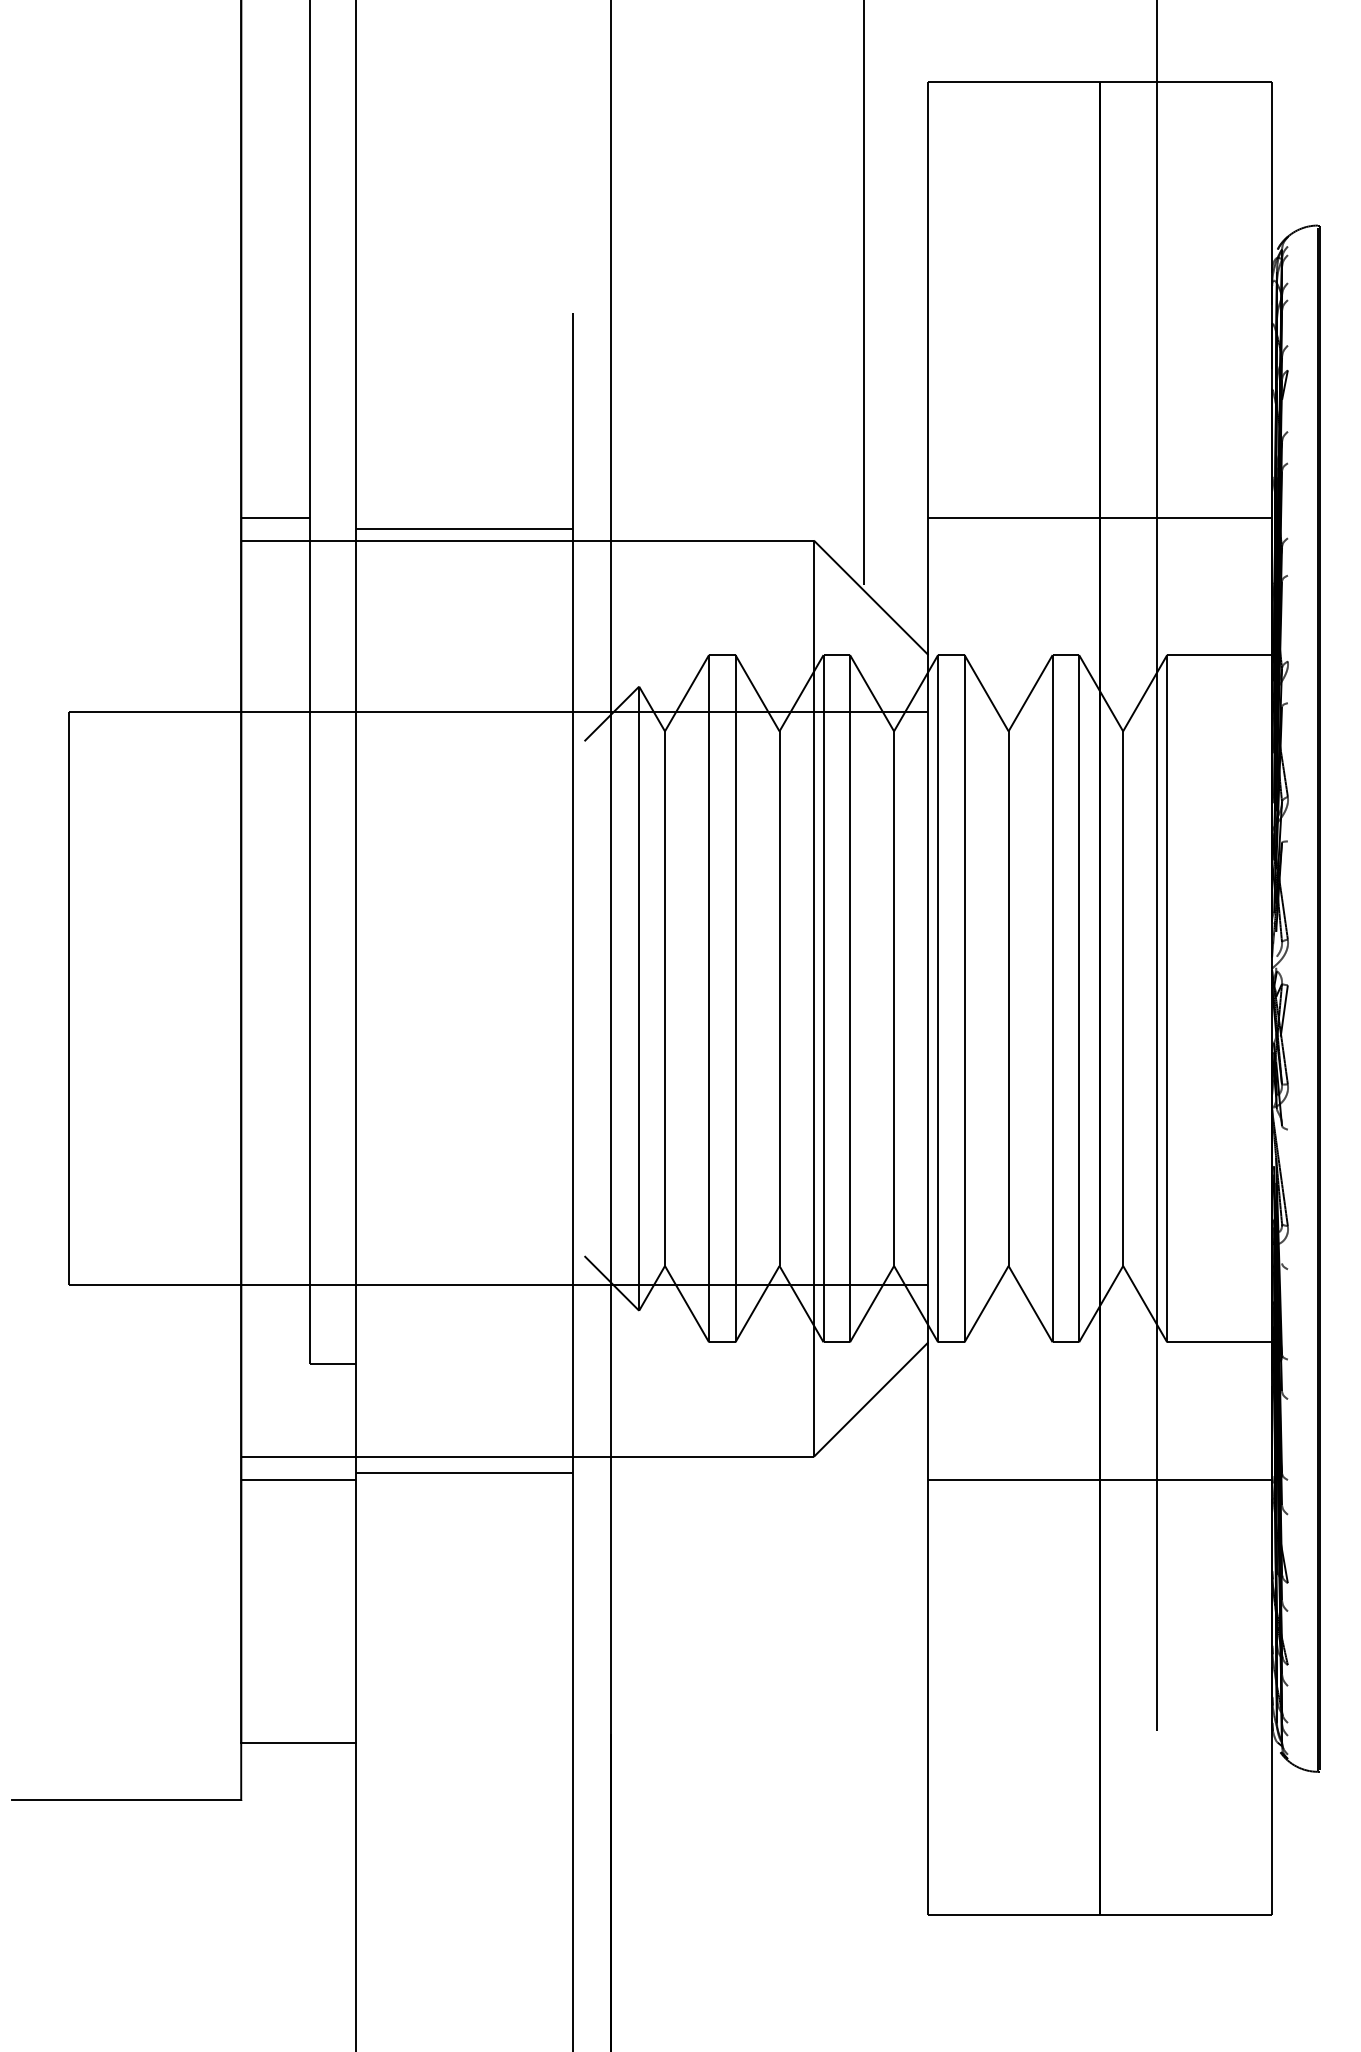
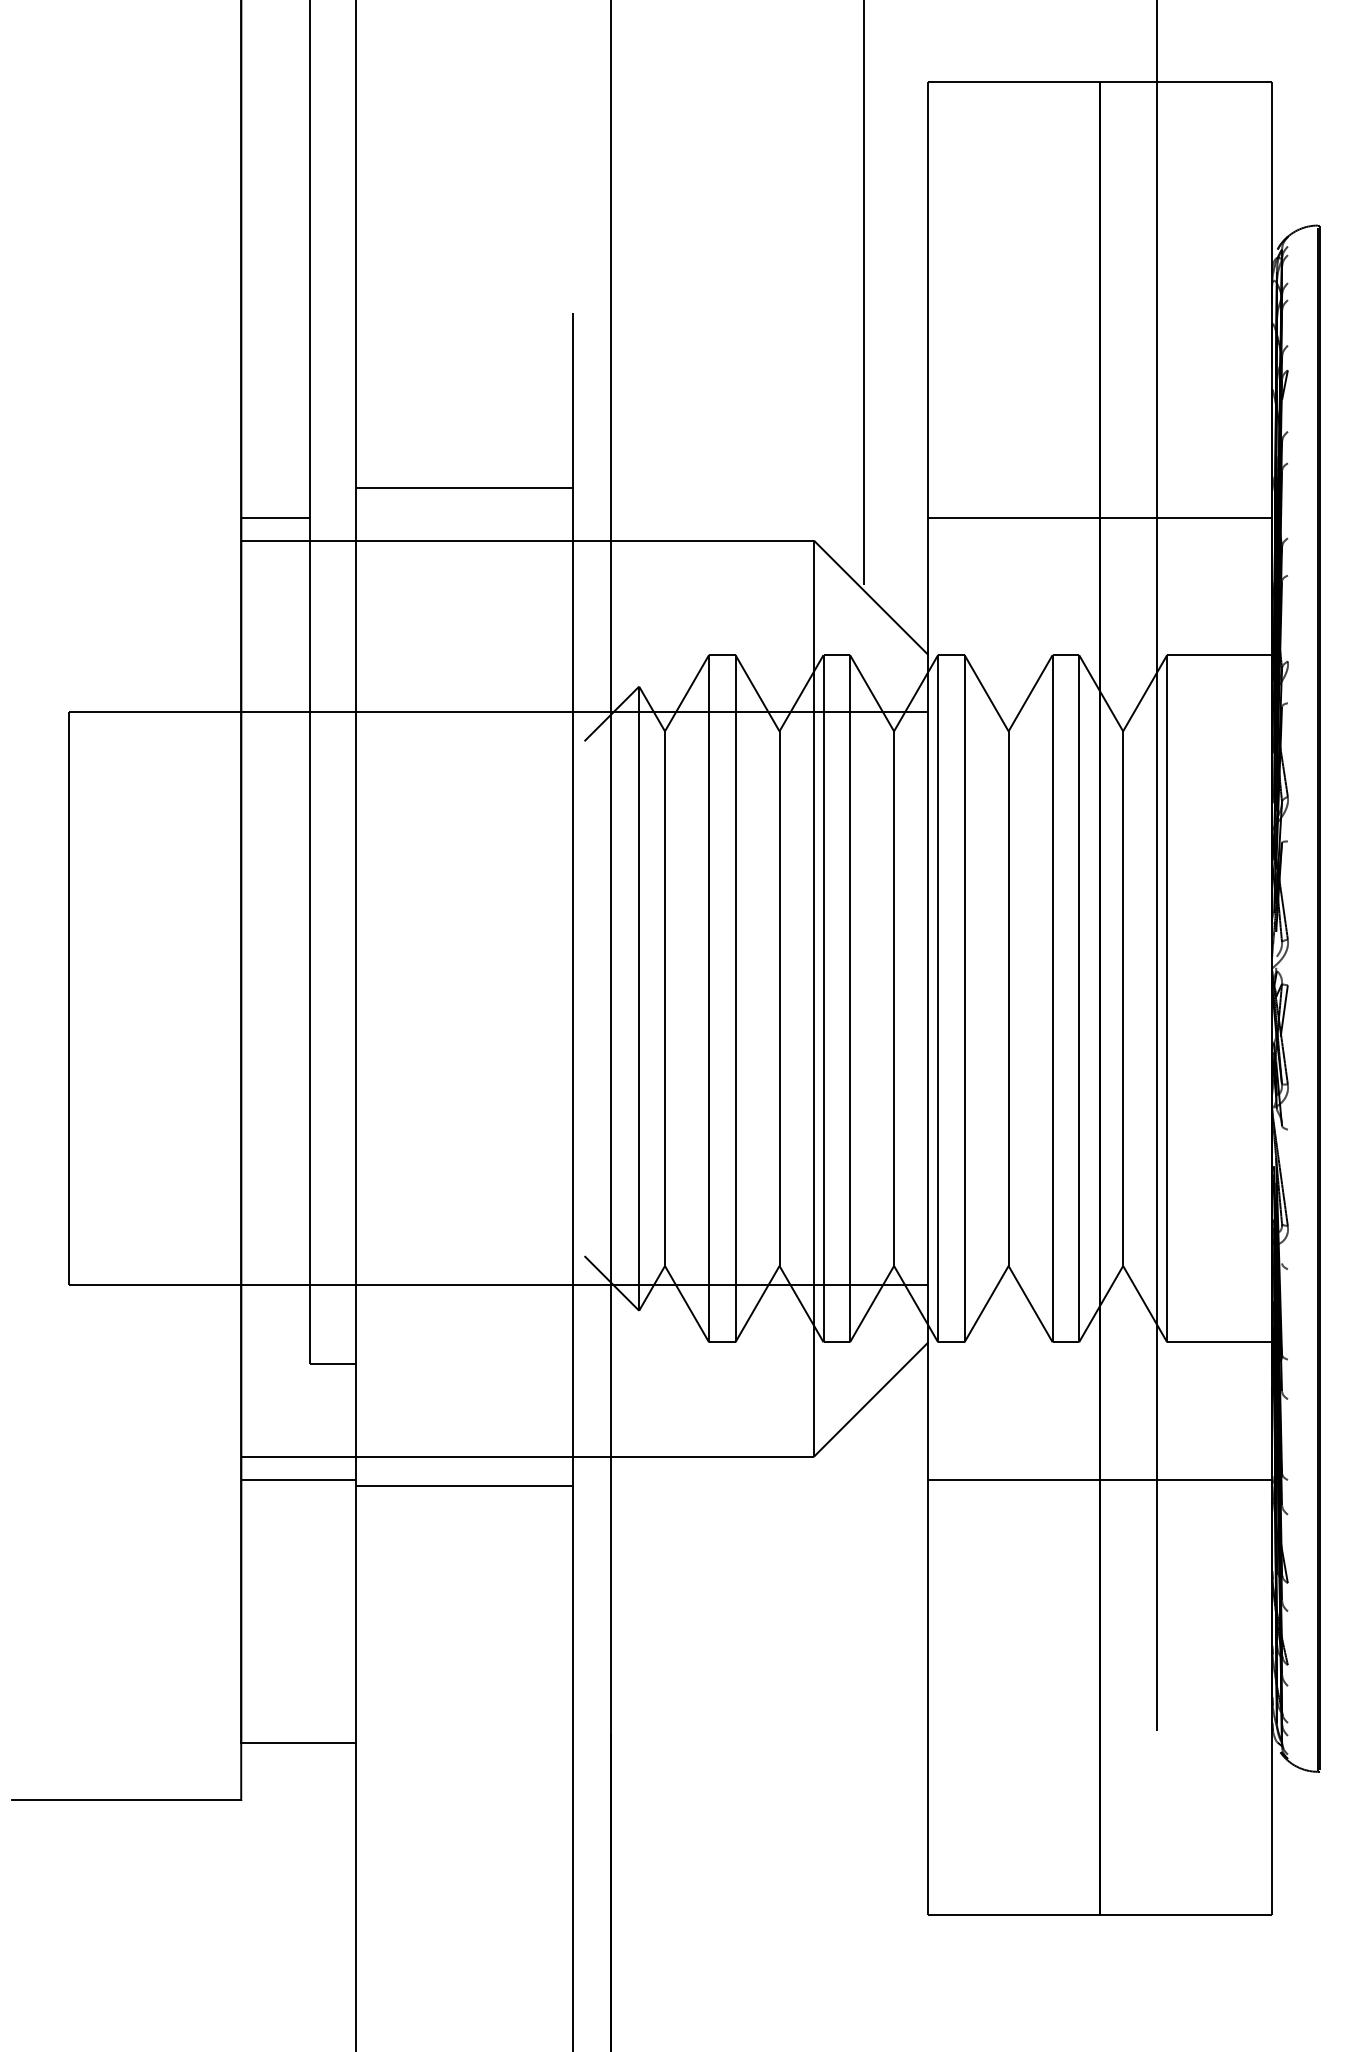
line position: (464, 528) -> (464, 487) (464, 487)
line position: (464, 1472) -> (464, 1485) (464, 1485)
